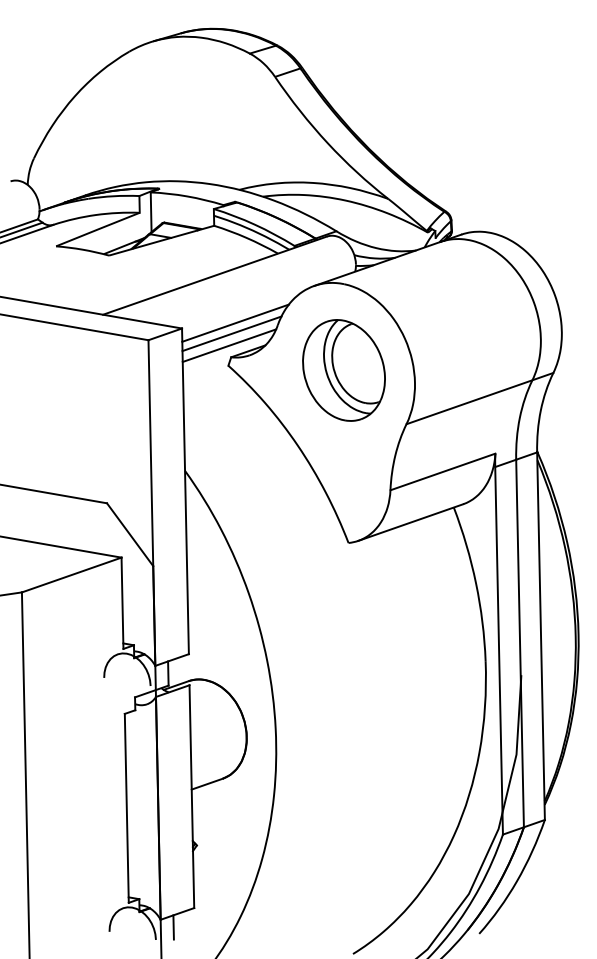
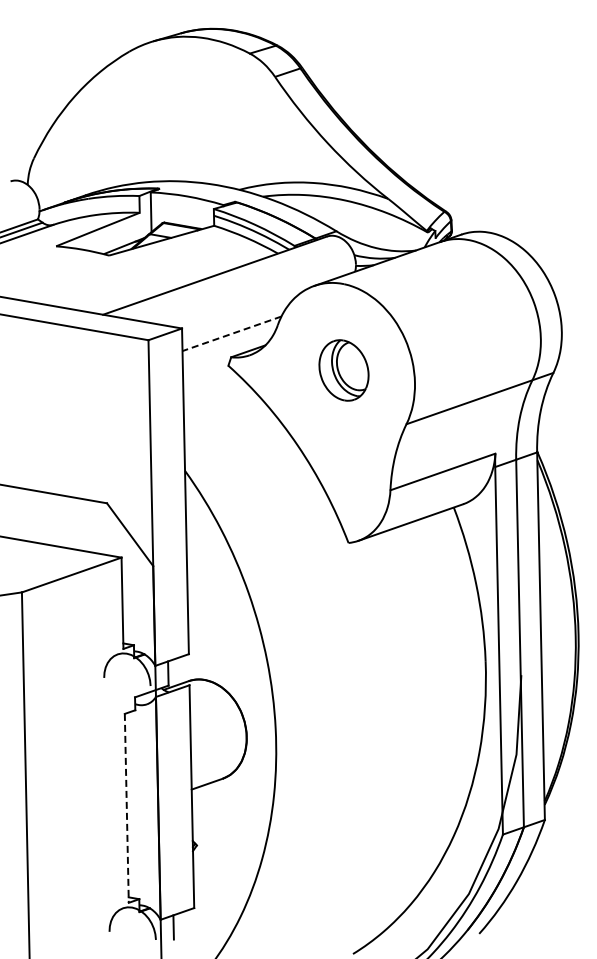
line: present -> none (235, 322)
line: solid -> dashed (231, 333)
line: present -> none (229, 345)
part size: 84x103 px -> 52x63 px (343, 370)
line: solid -> dashed (126, 808)
